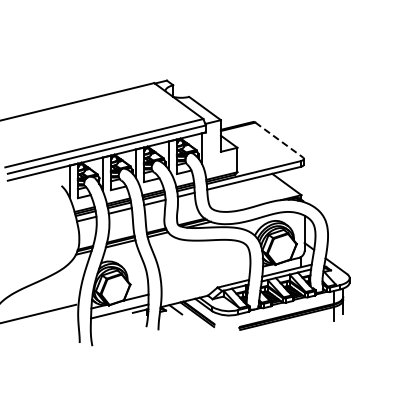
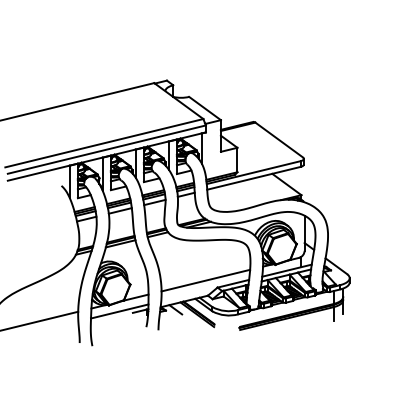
line: dashed -> solid (279, 140)
line: none -> present (205, 280)
line position: (39, 313) -> (40, 320) (40, 320)
